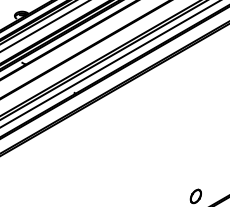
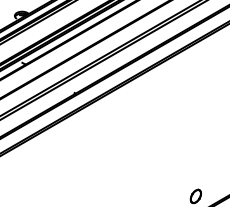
line: present -> none (44, 26)
line: present -> none (109, 64)
